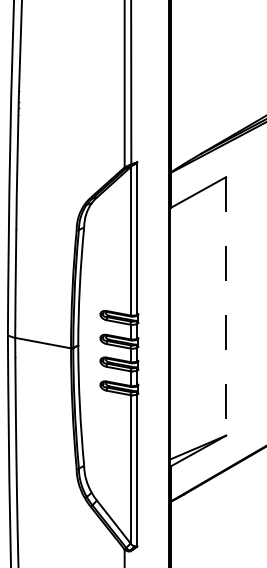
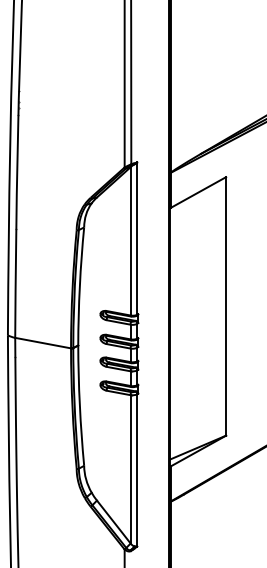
line: dashed -> solid (226, 306)
